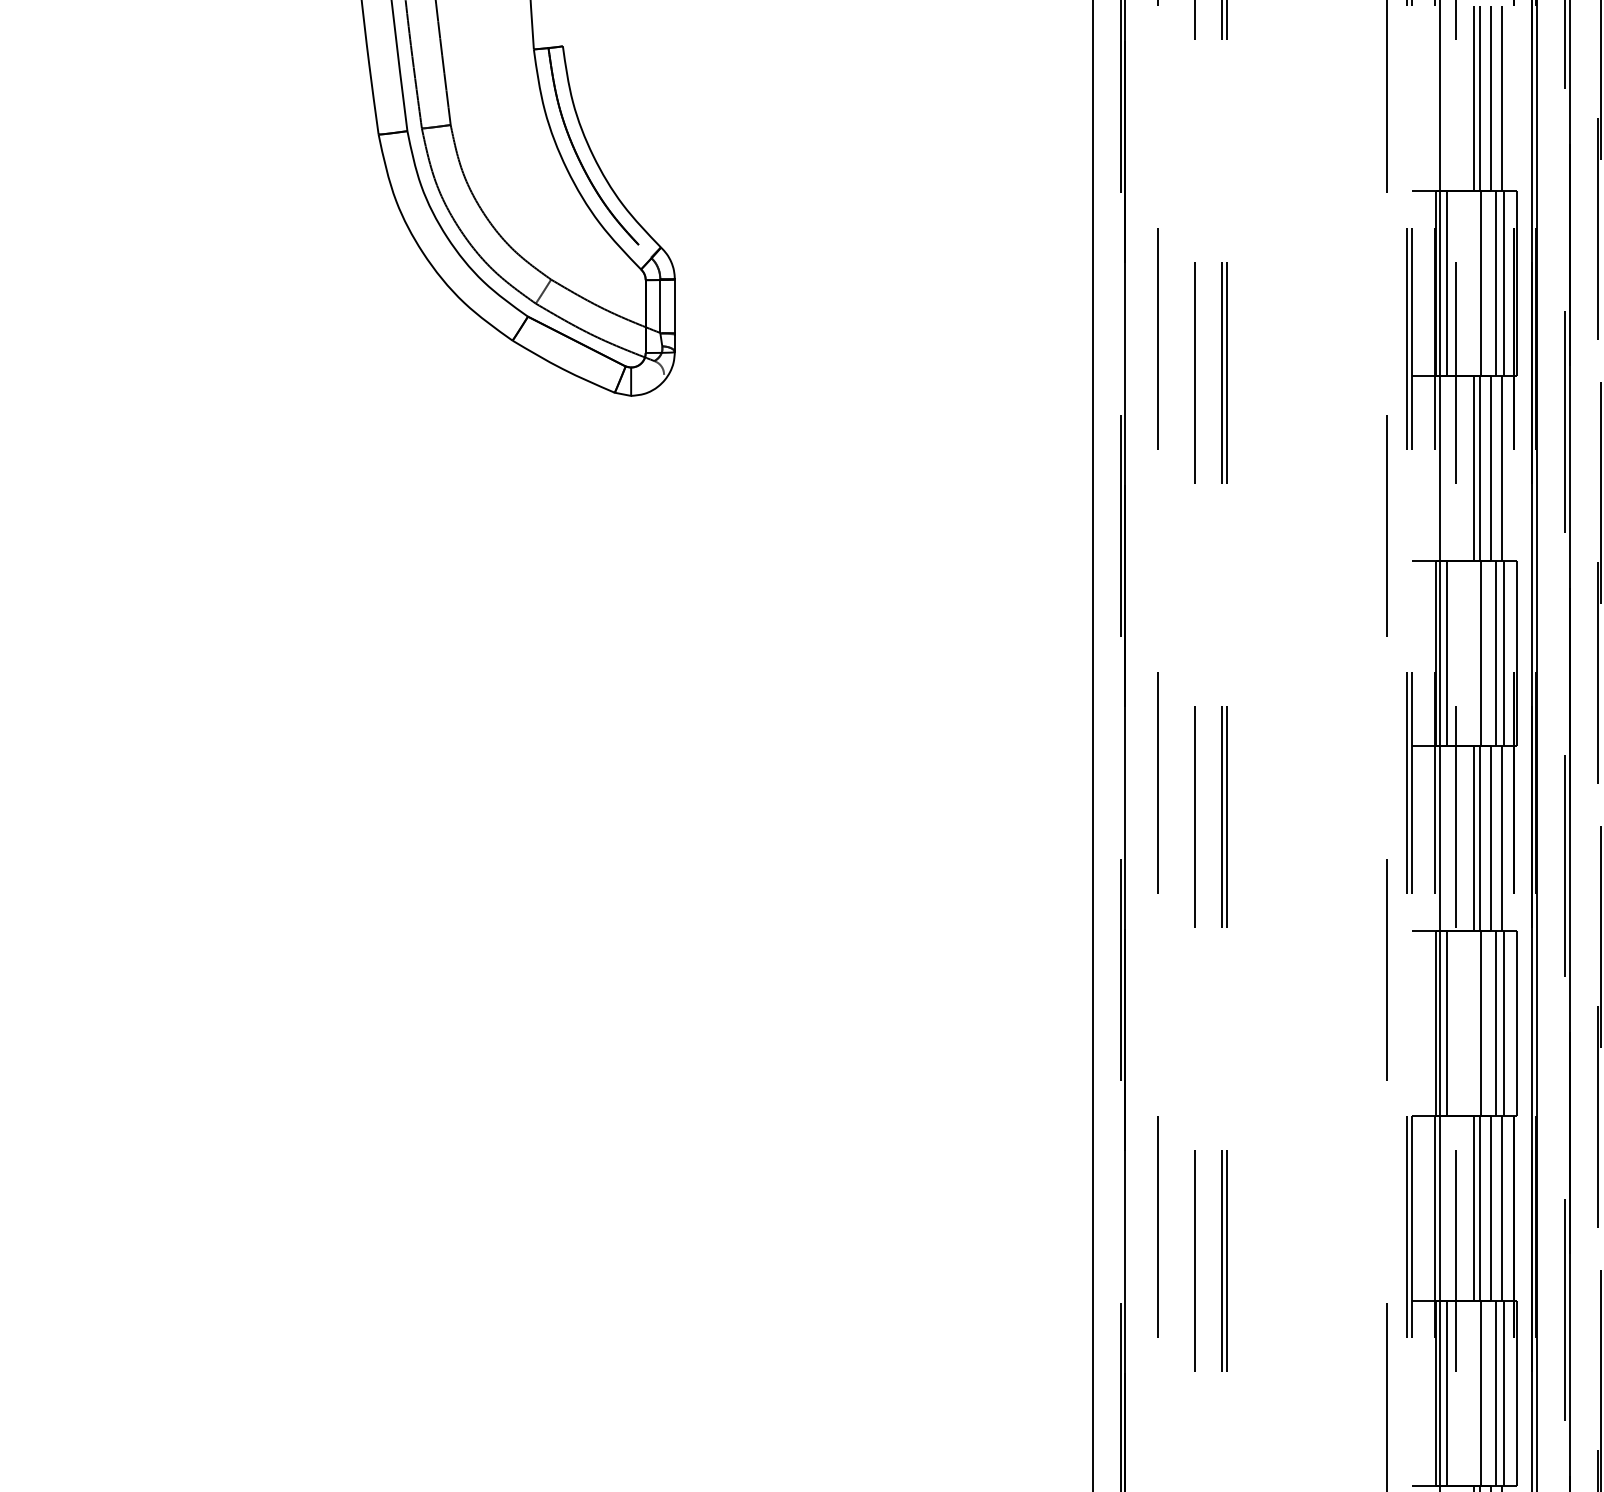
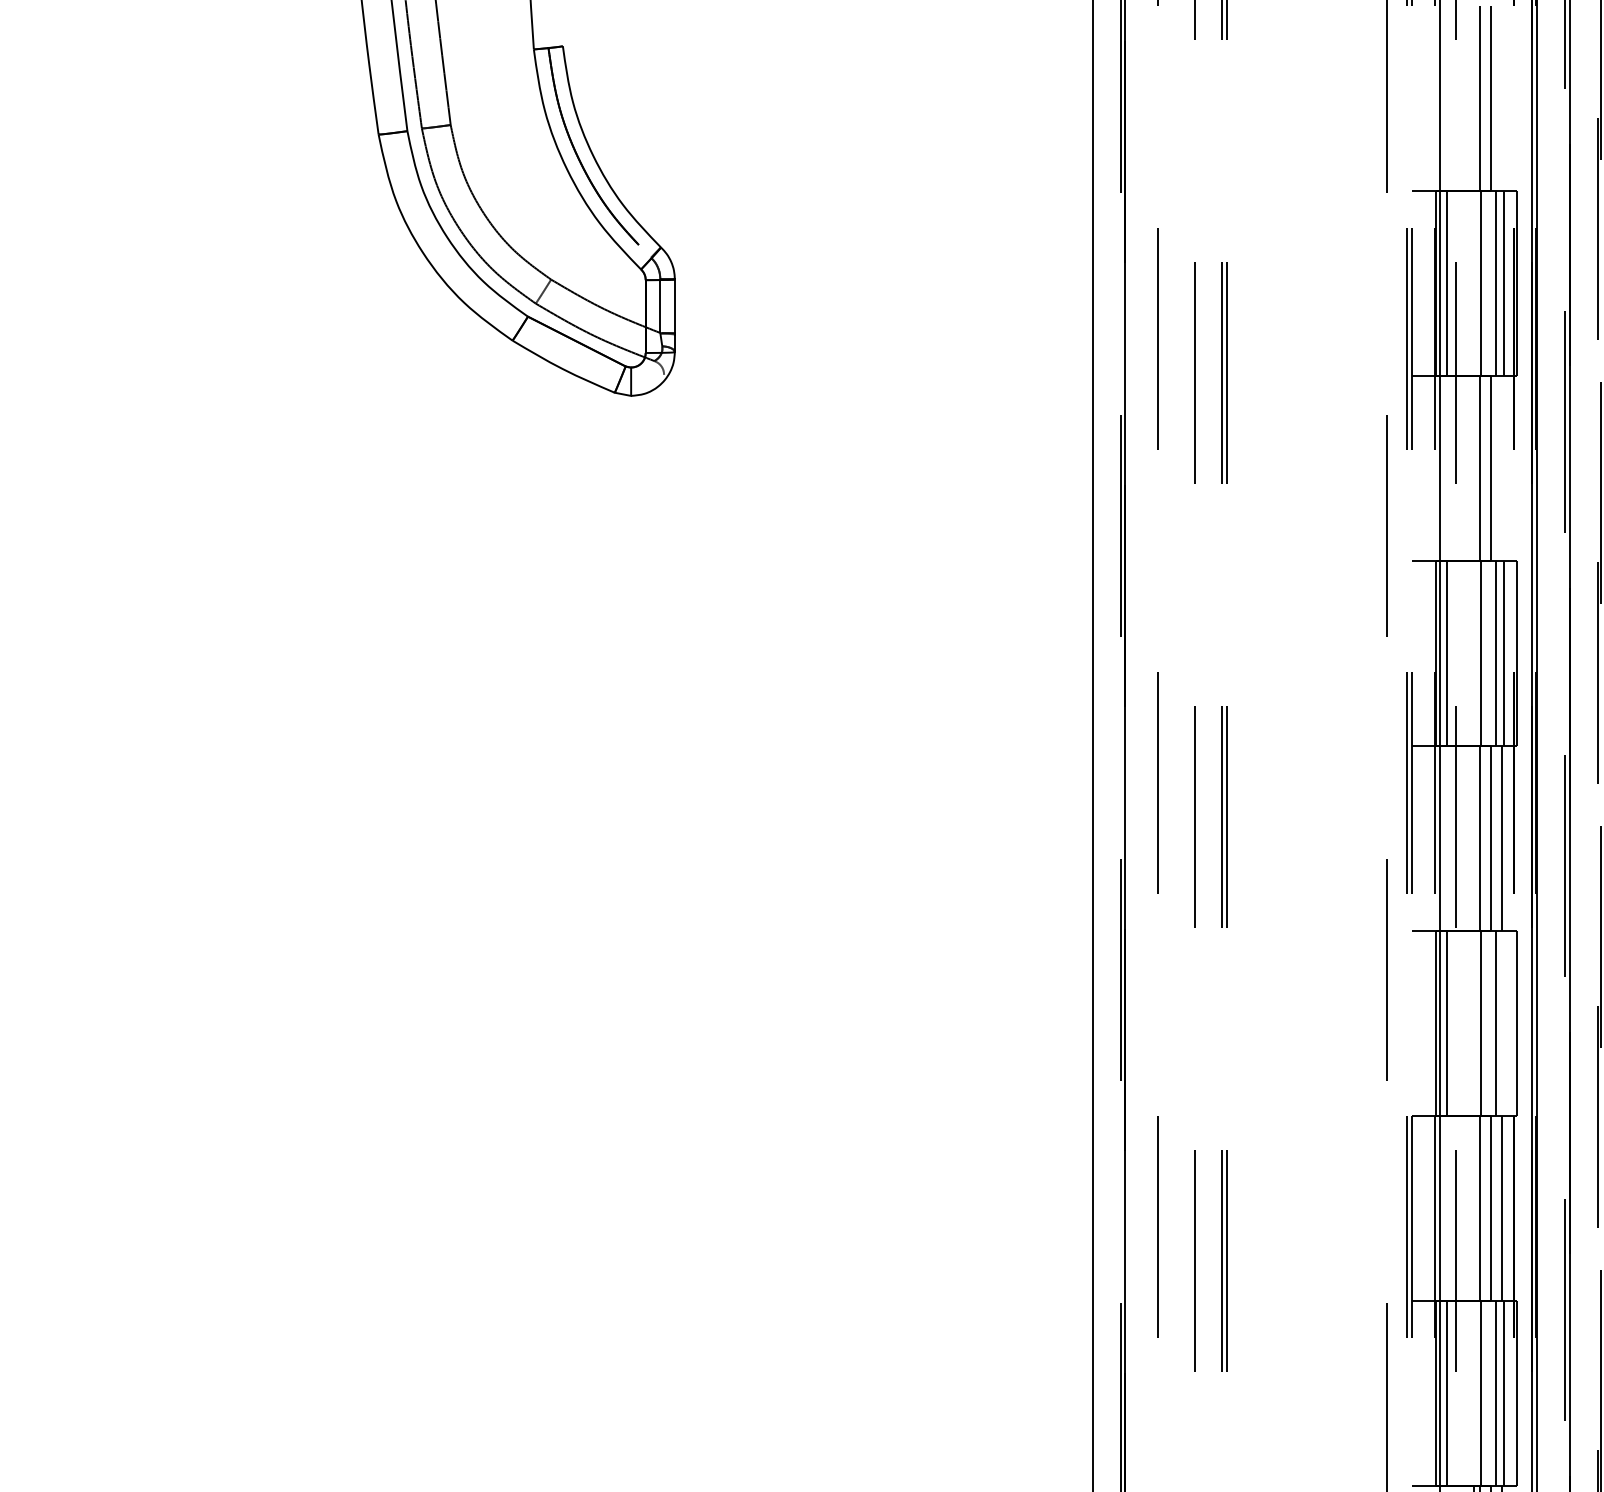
line: present -> none (1474, 97)
line: present -> none (1501, 97)
line: present -> none (1474, 467)
line: present -> none (1501, 467)
line: present -> none (1474, 837)
line: present -> none (1504, 1022)
line: present -> none (1474, 1207)
